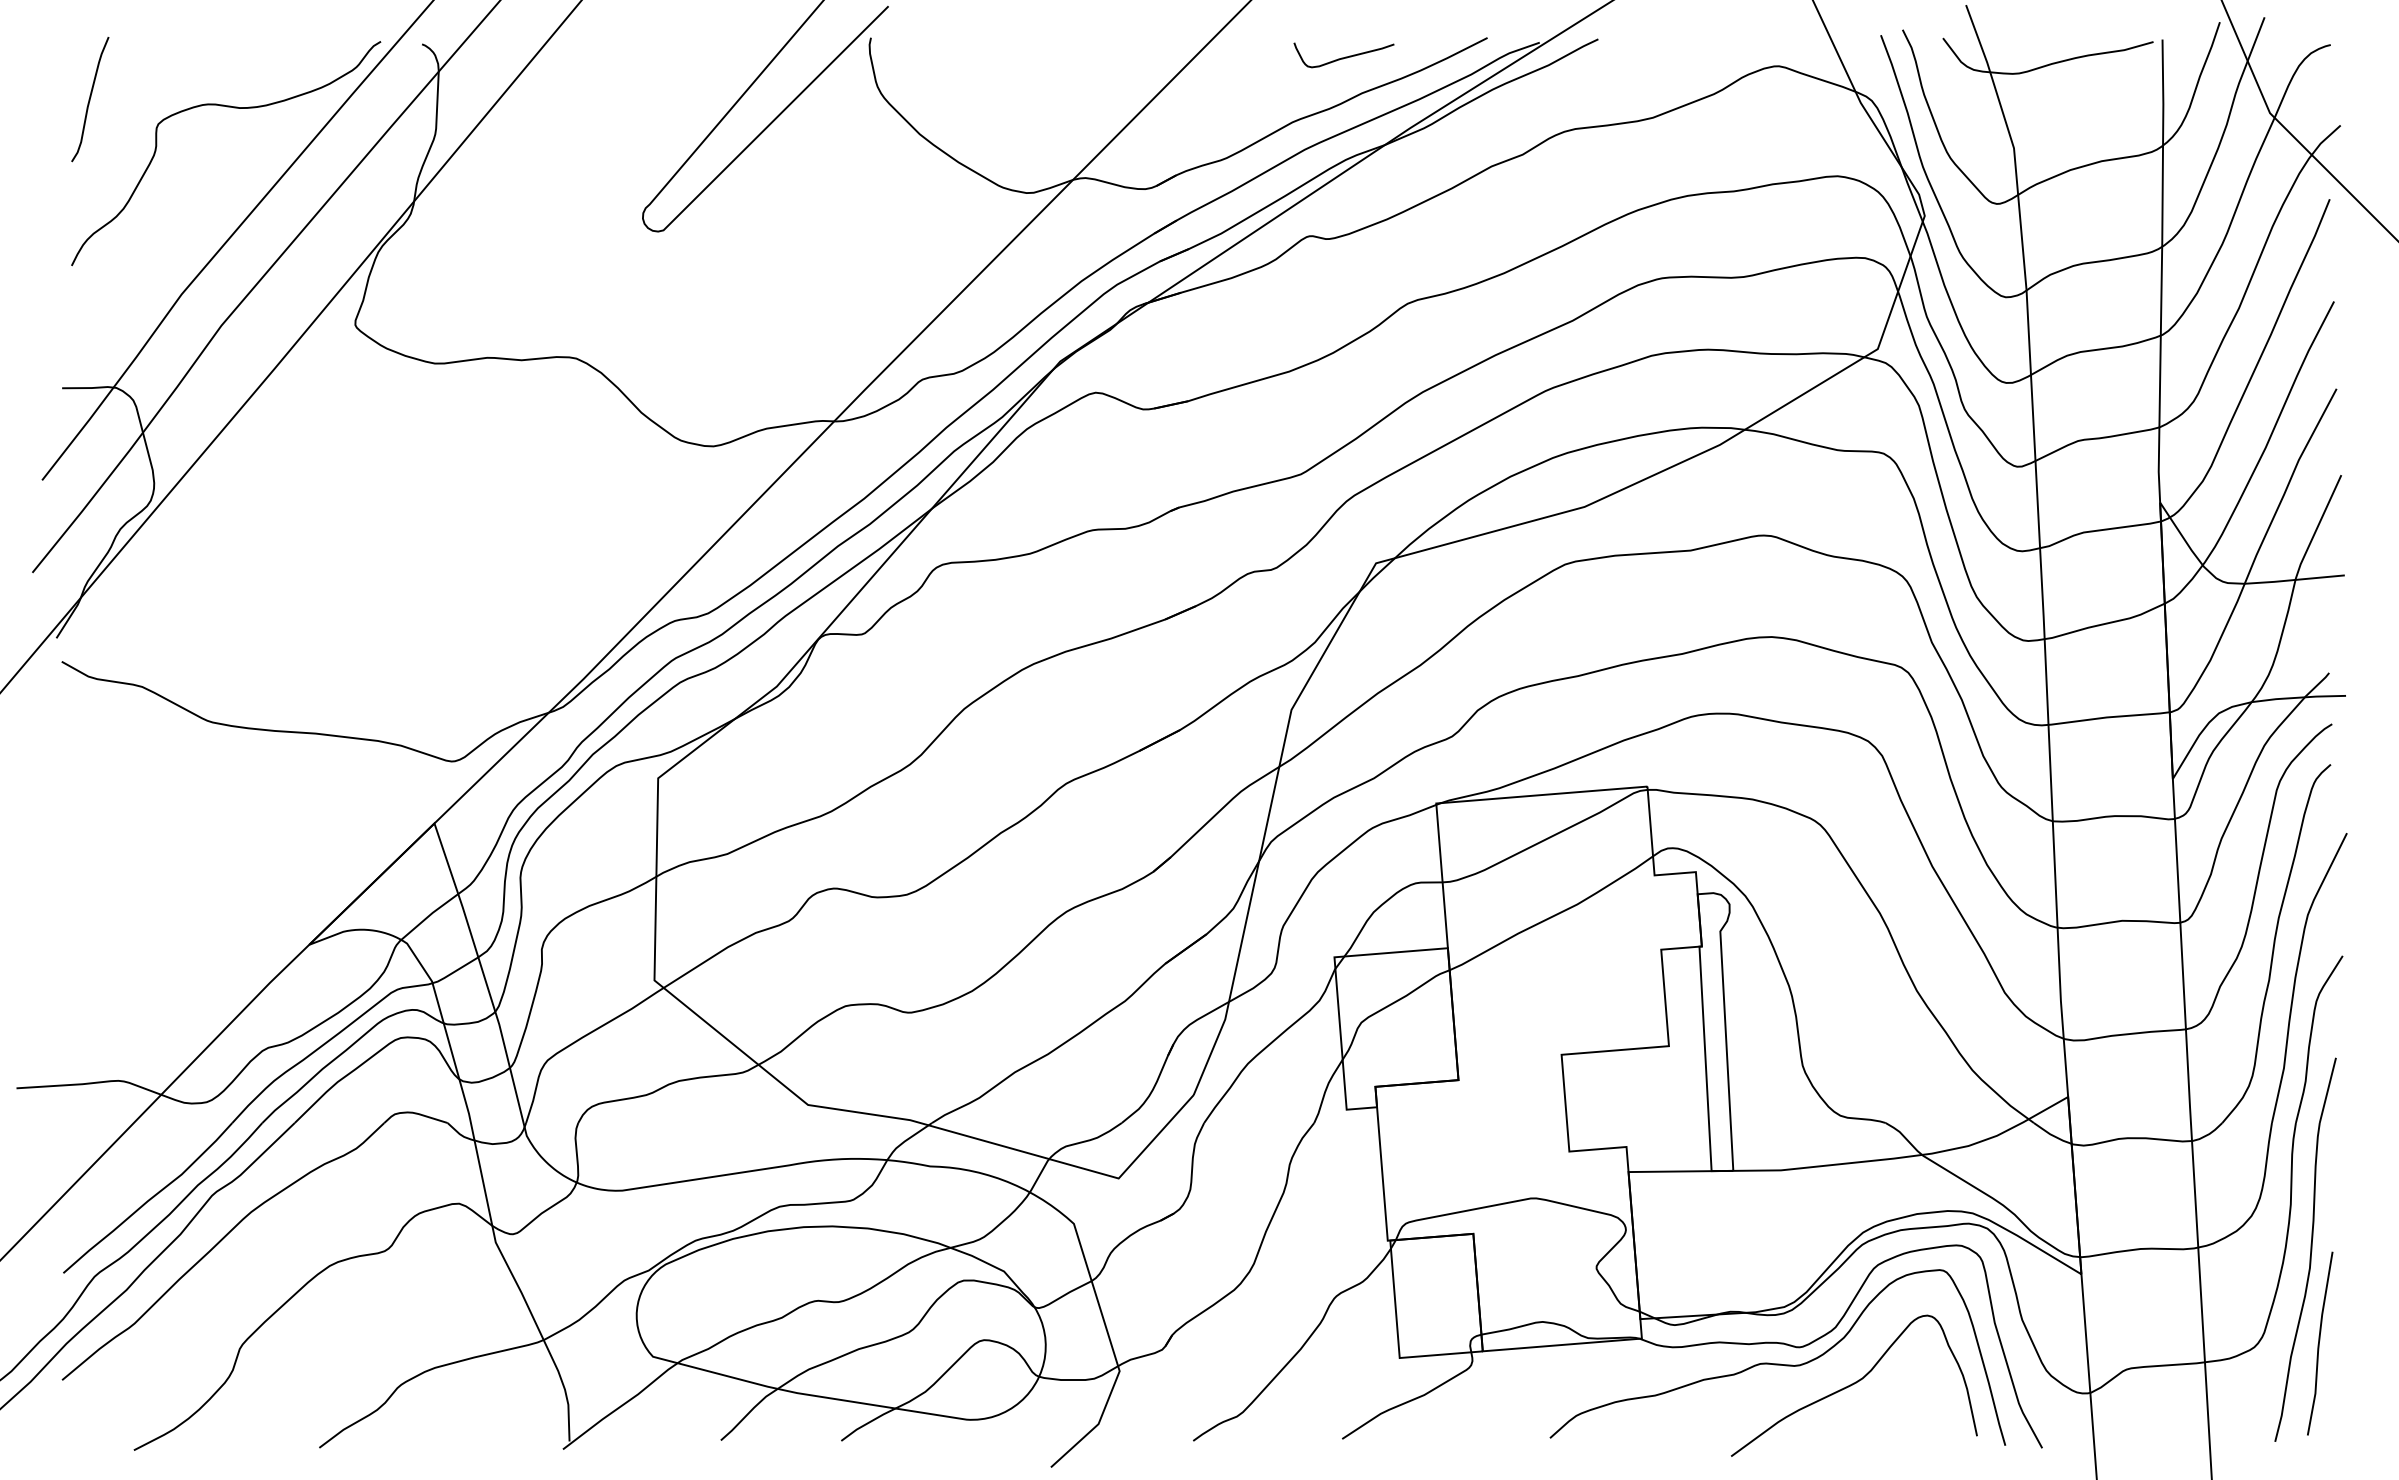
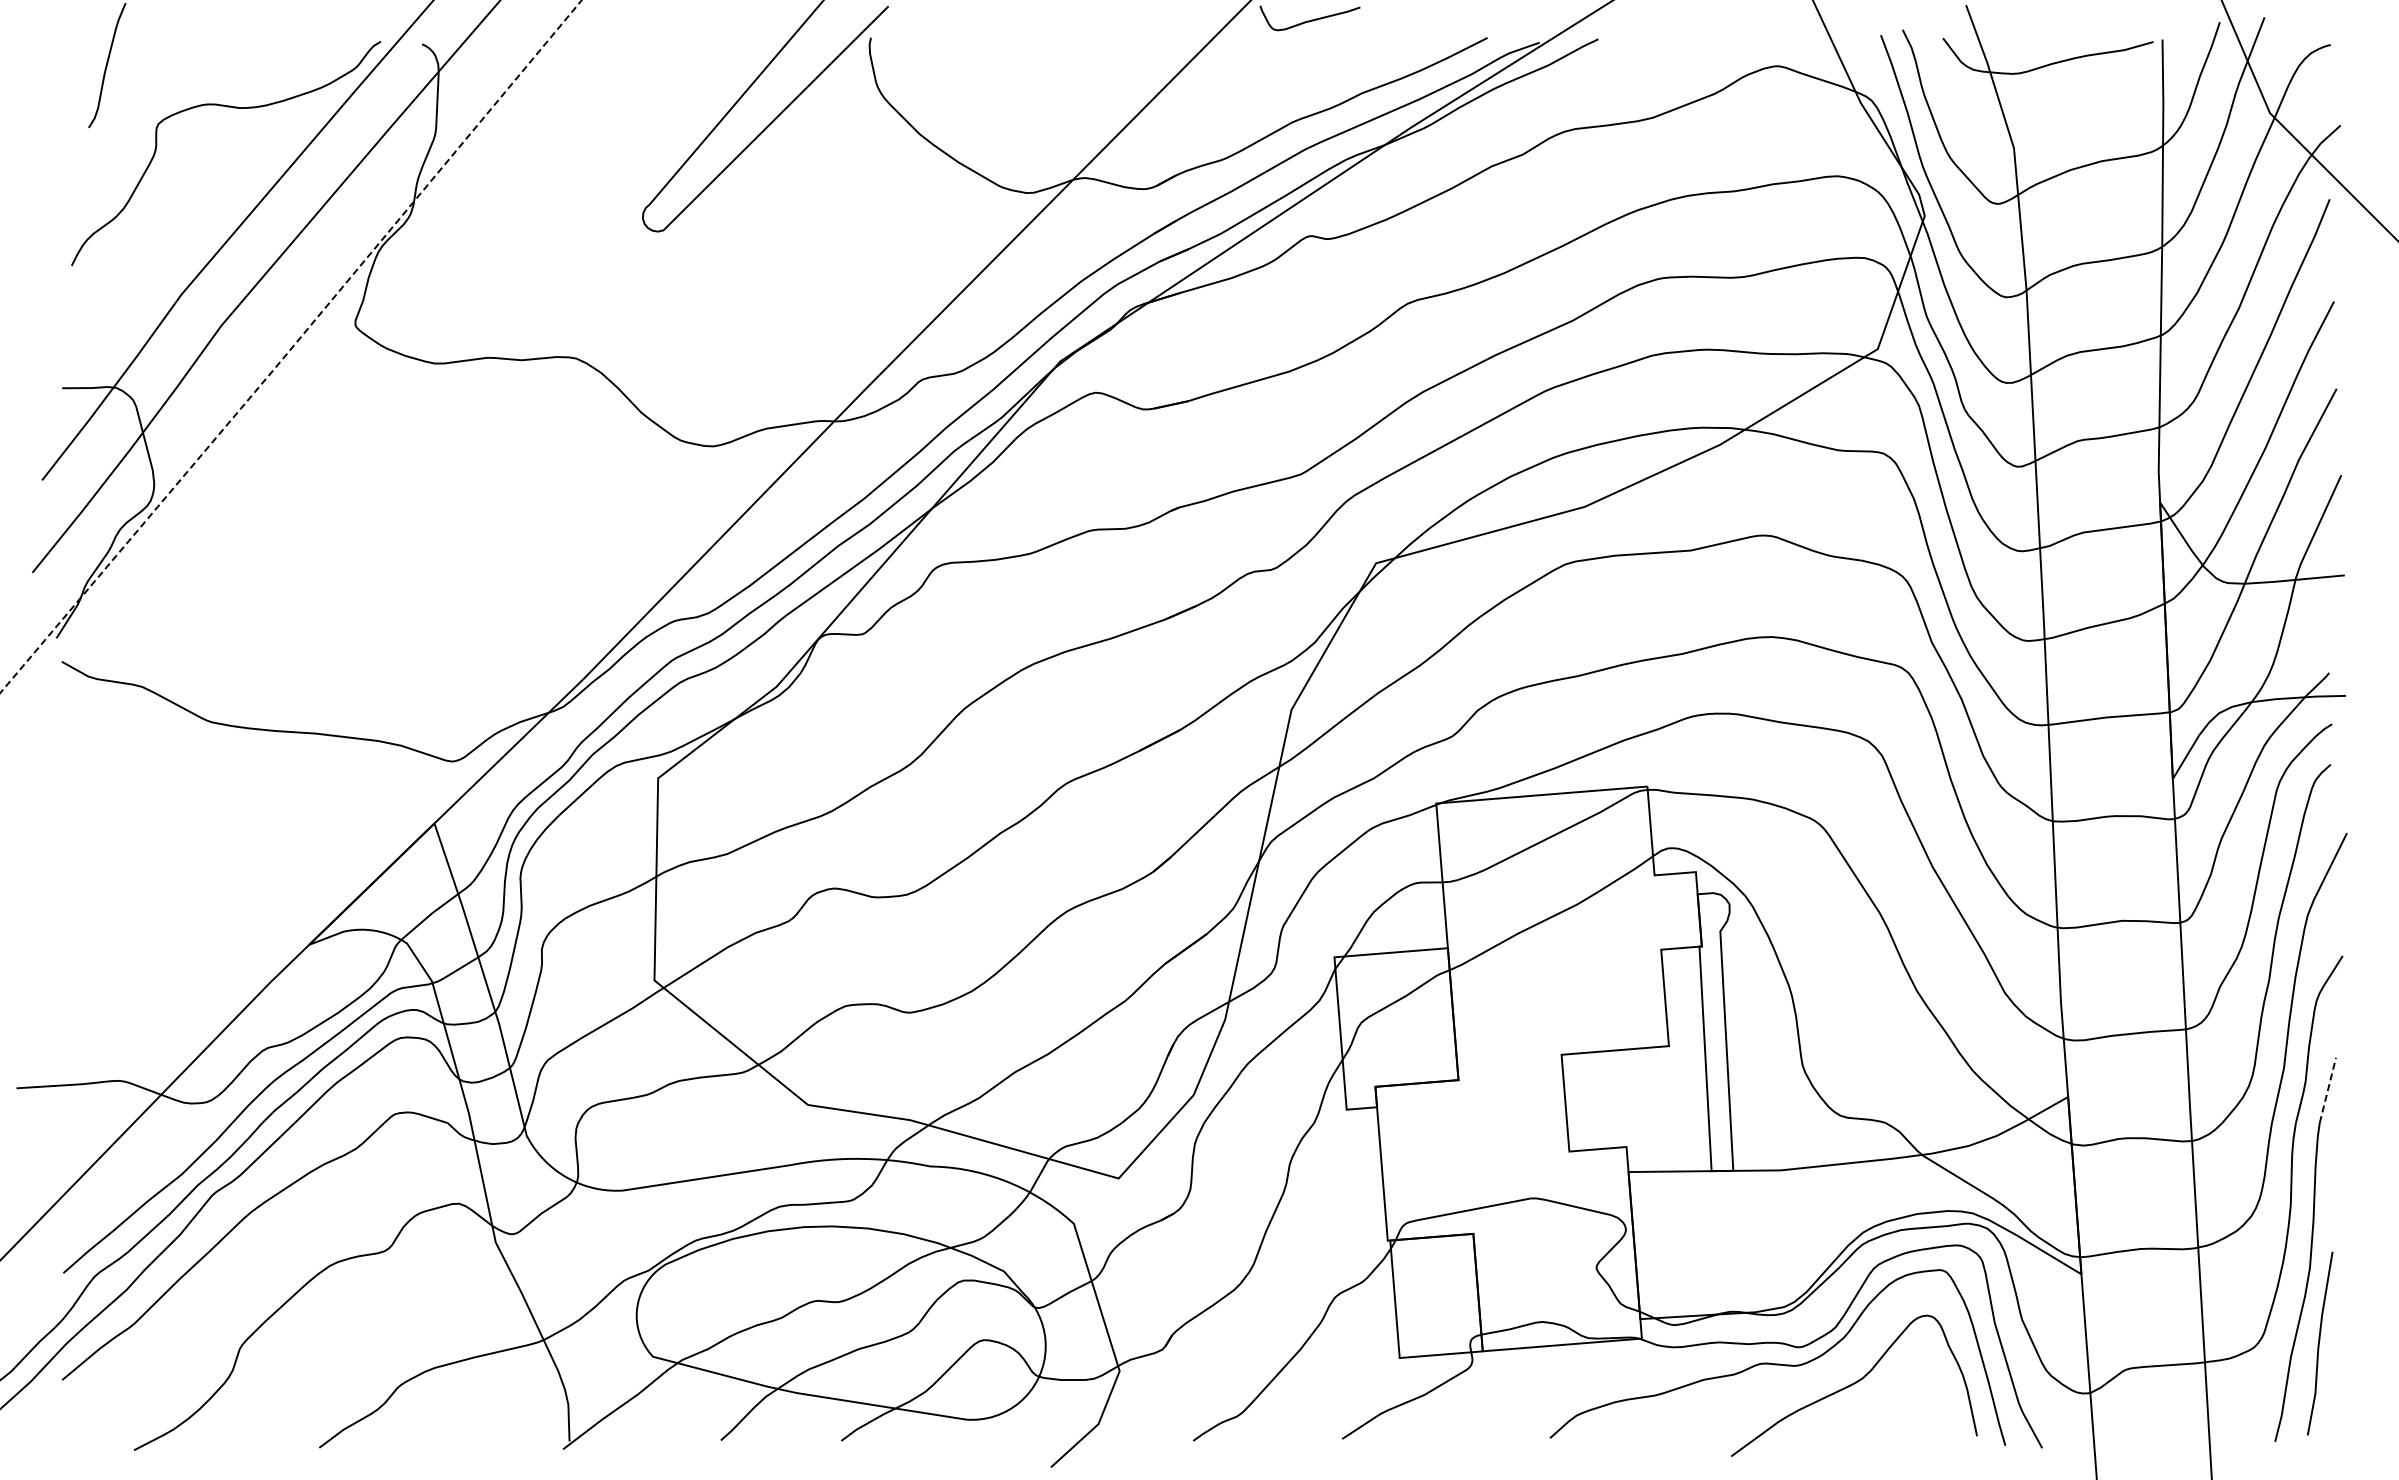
curve position: (1343, 57) -> (1309, 20) (1309, 20)
curve position: (90, 99) -> (107, 65) (107, 65)
line: solid -> dashed (291, 347)
line: solid -> dashed (2327, 1090)
